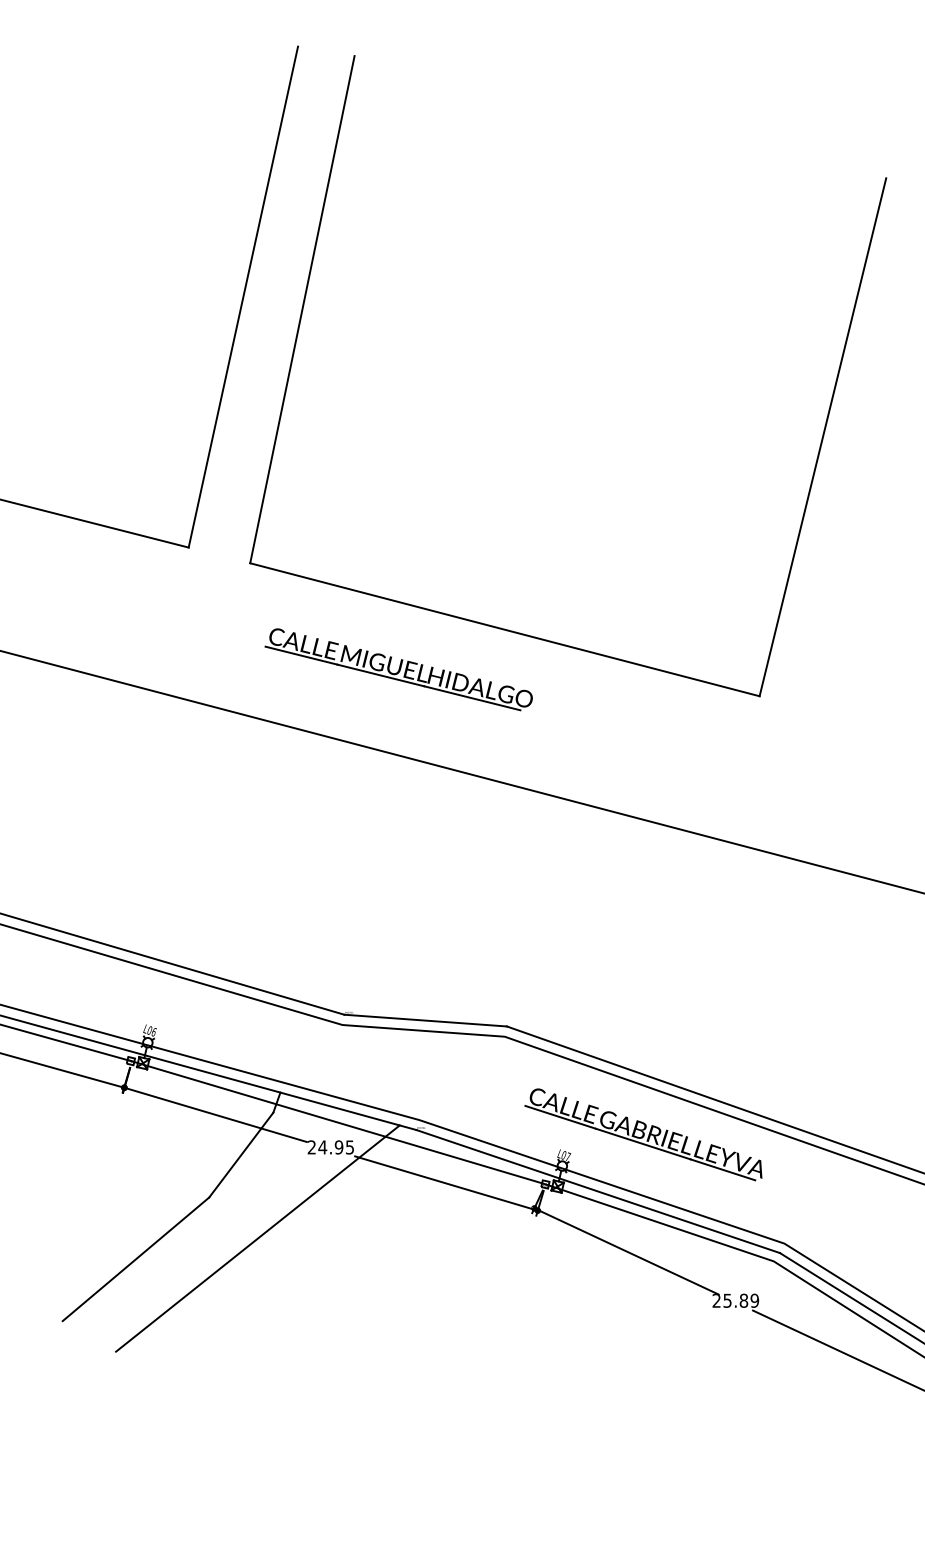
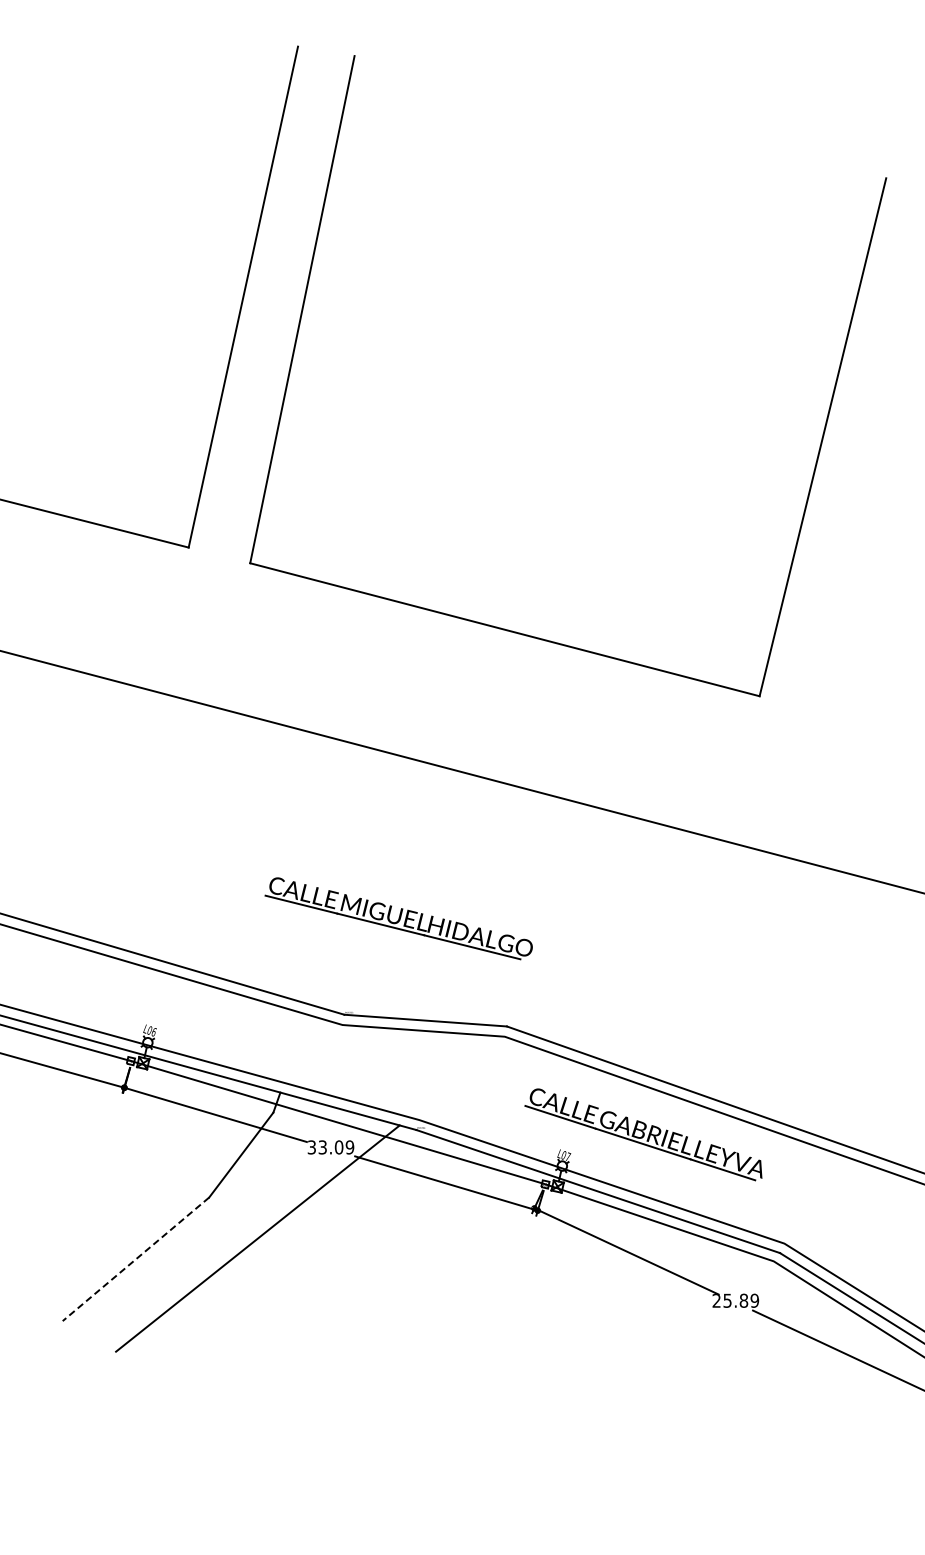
part position: (398, 669) -> (398, 918) (398, 918)
text: 24.95 -> 33.09 (330, 1147)
line: solid -> dashed (135, 1259)
